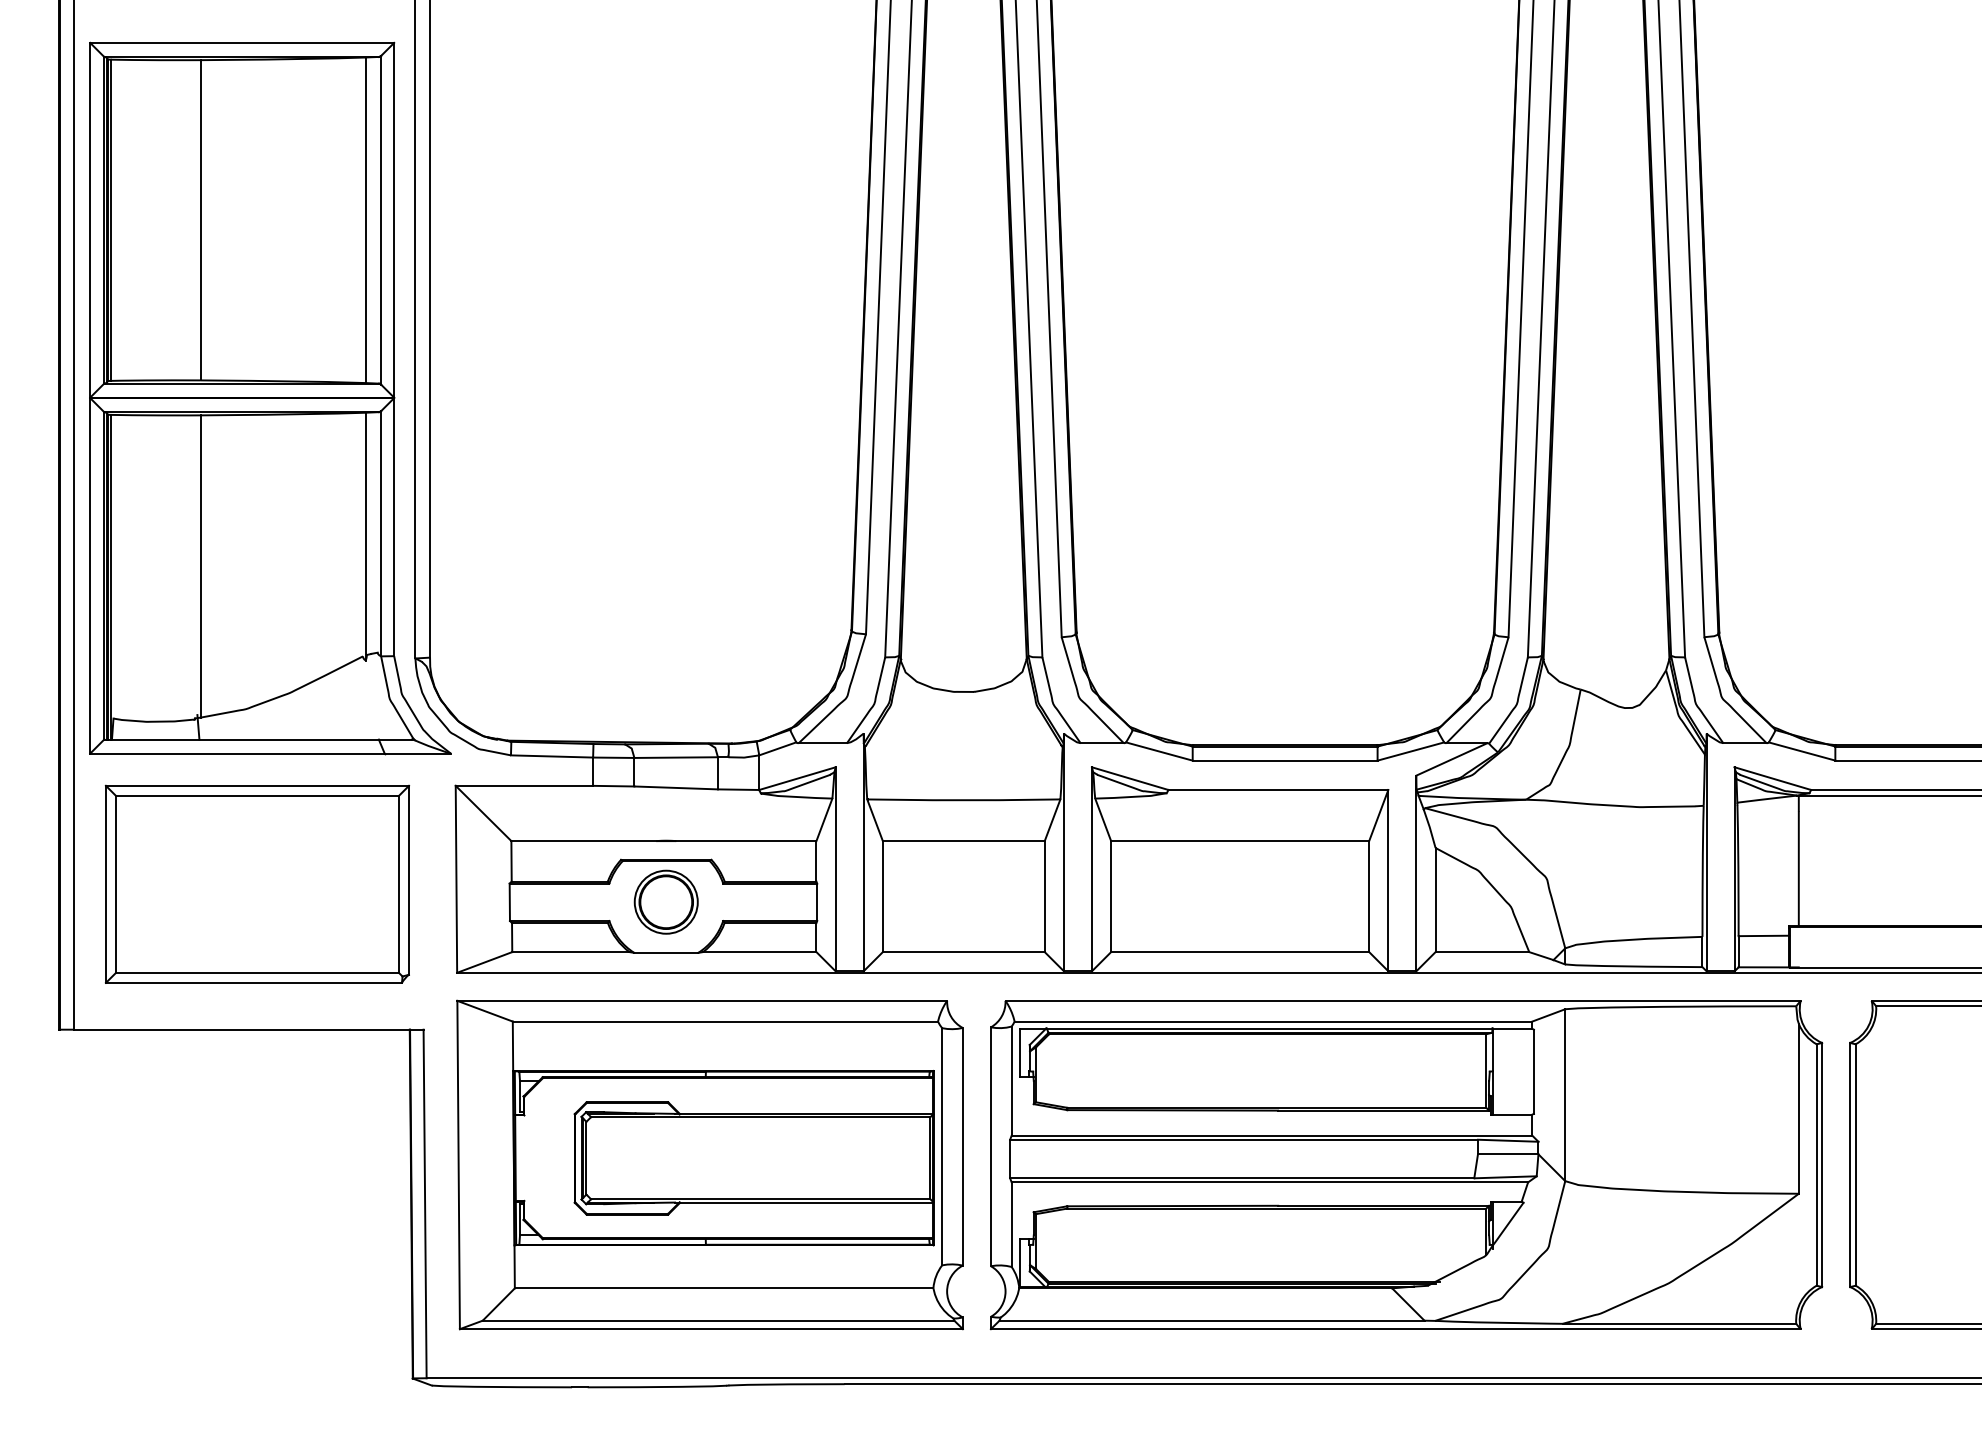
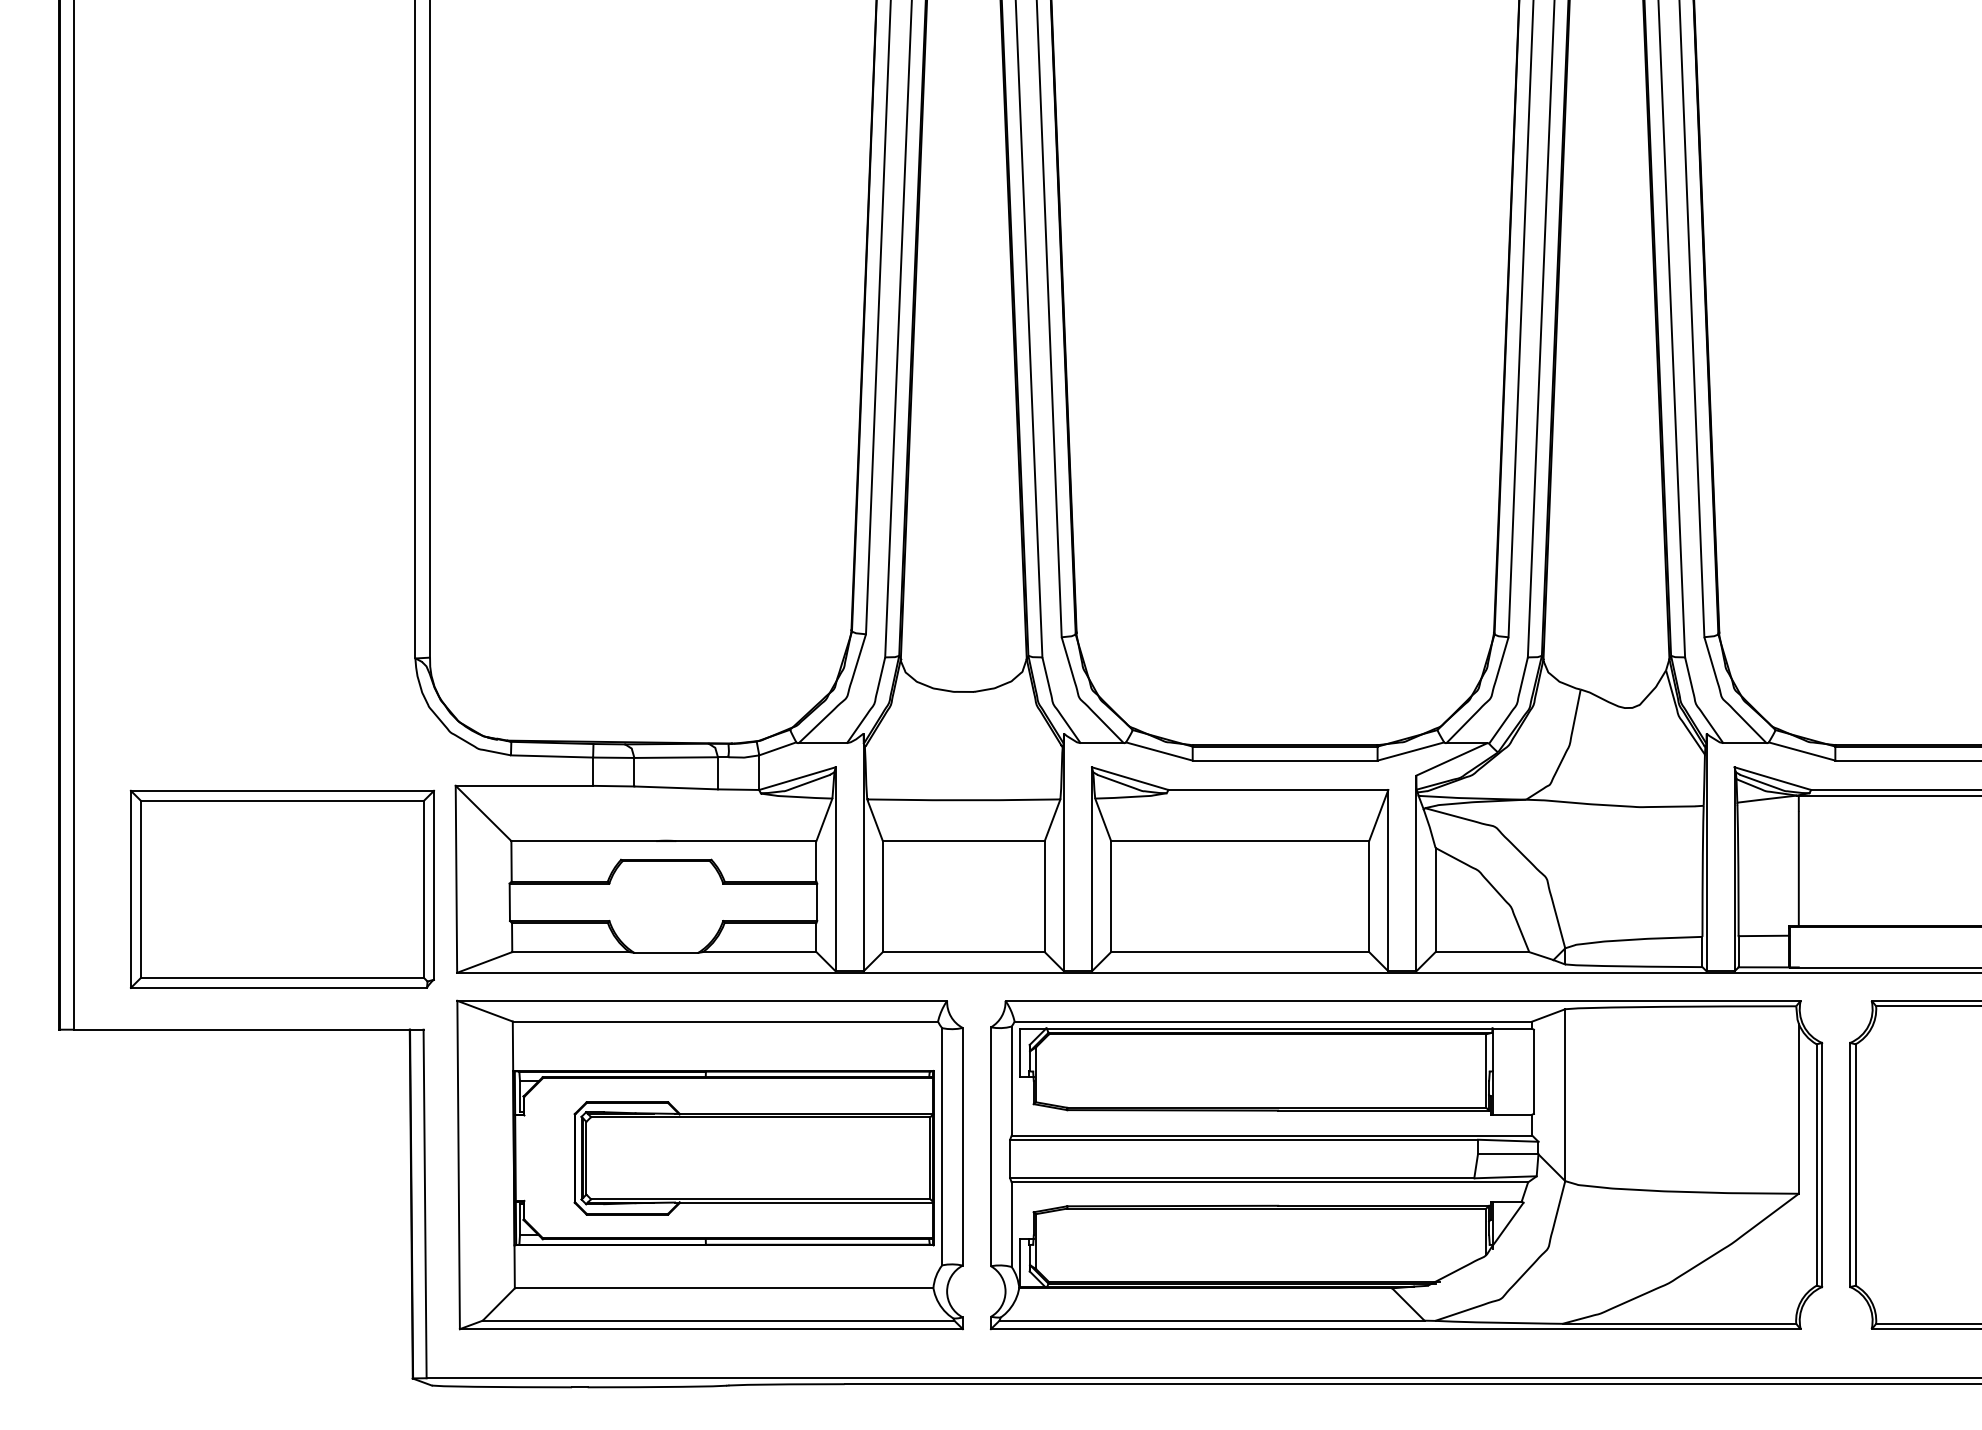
part: present -> none (270, 398)
part position: (256, 883) -> (281, 888) (281, 888)
part: present -> none (665, 901)
